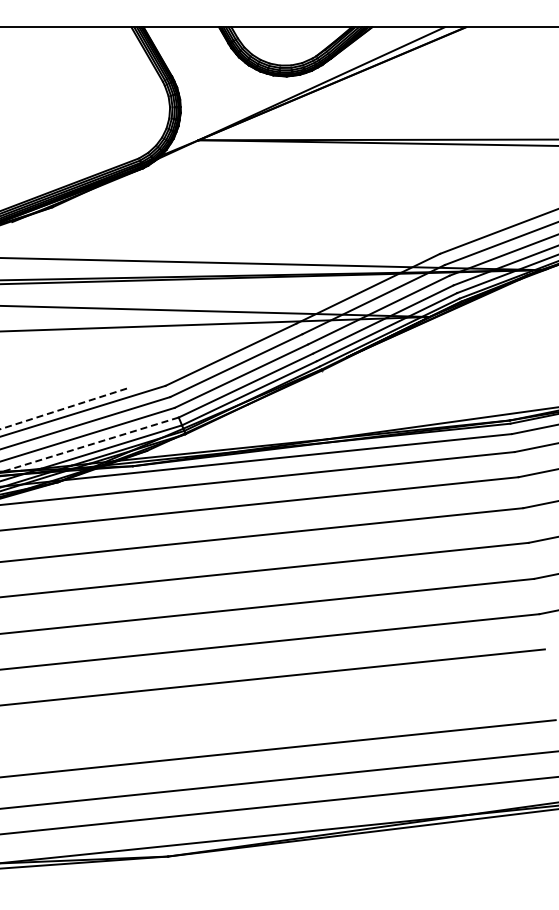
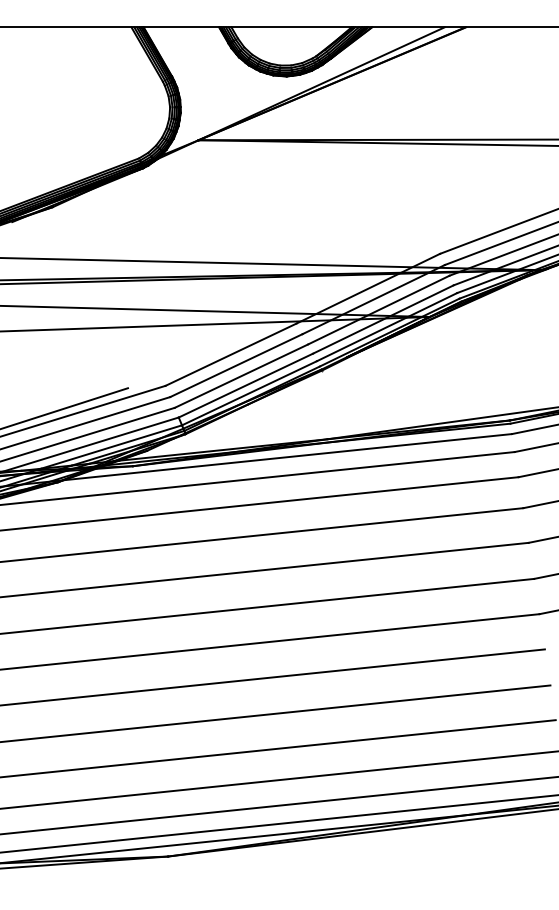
line: dashed -> solid (64, 408)
line: dashed -> solid (91, 444)
line: none -> present (276, 713)
line: none -> present (278, 823)
